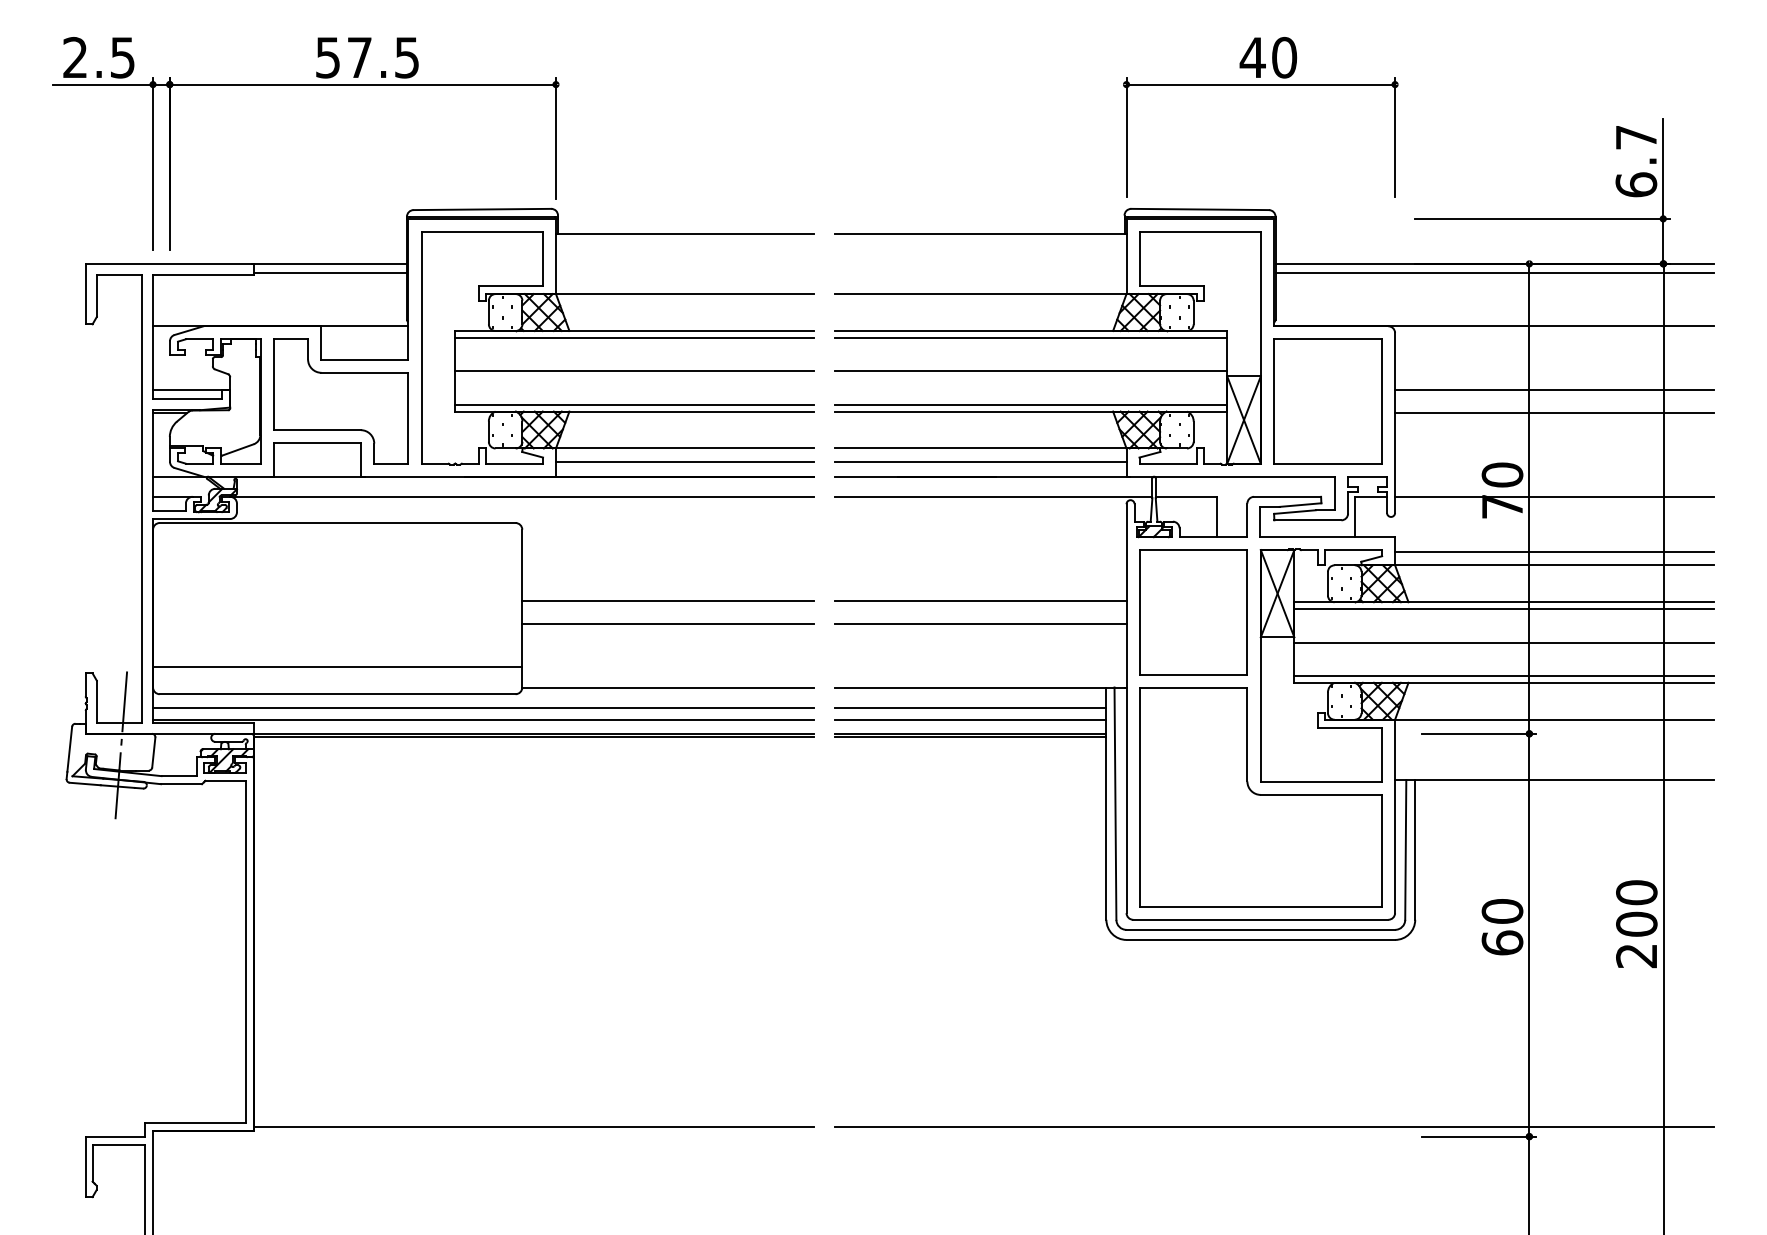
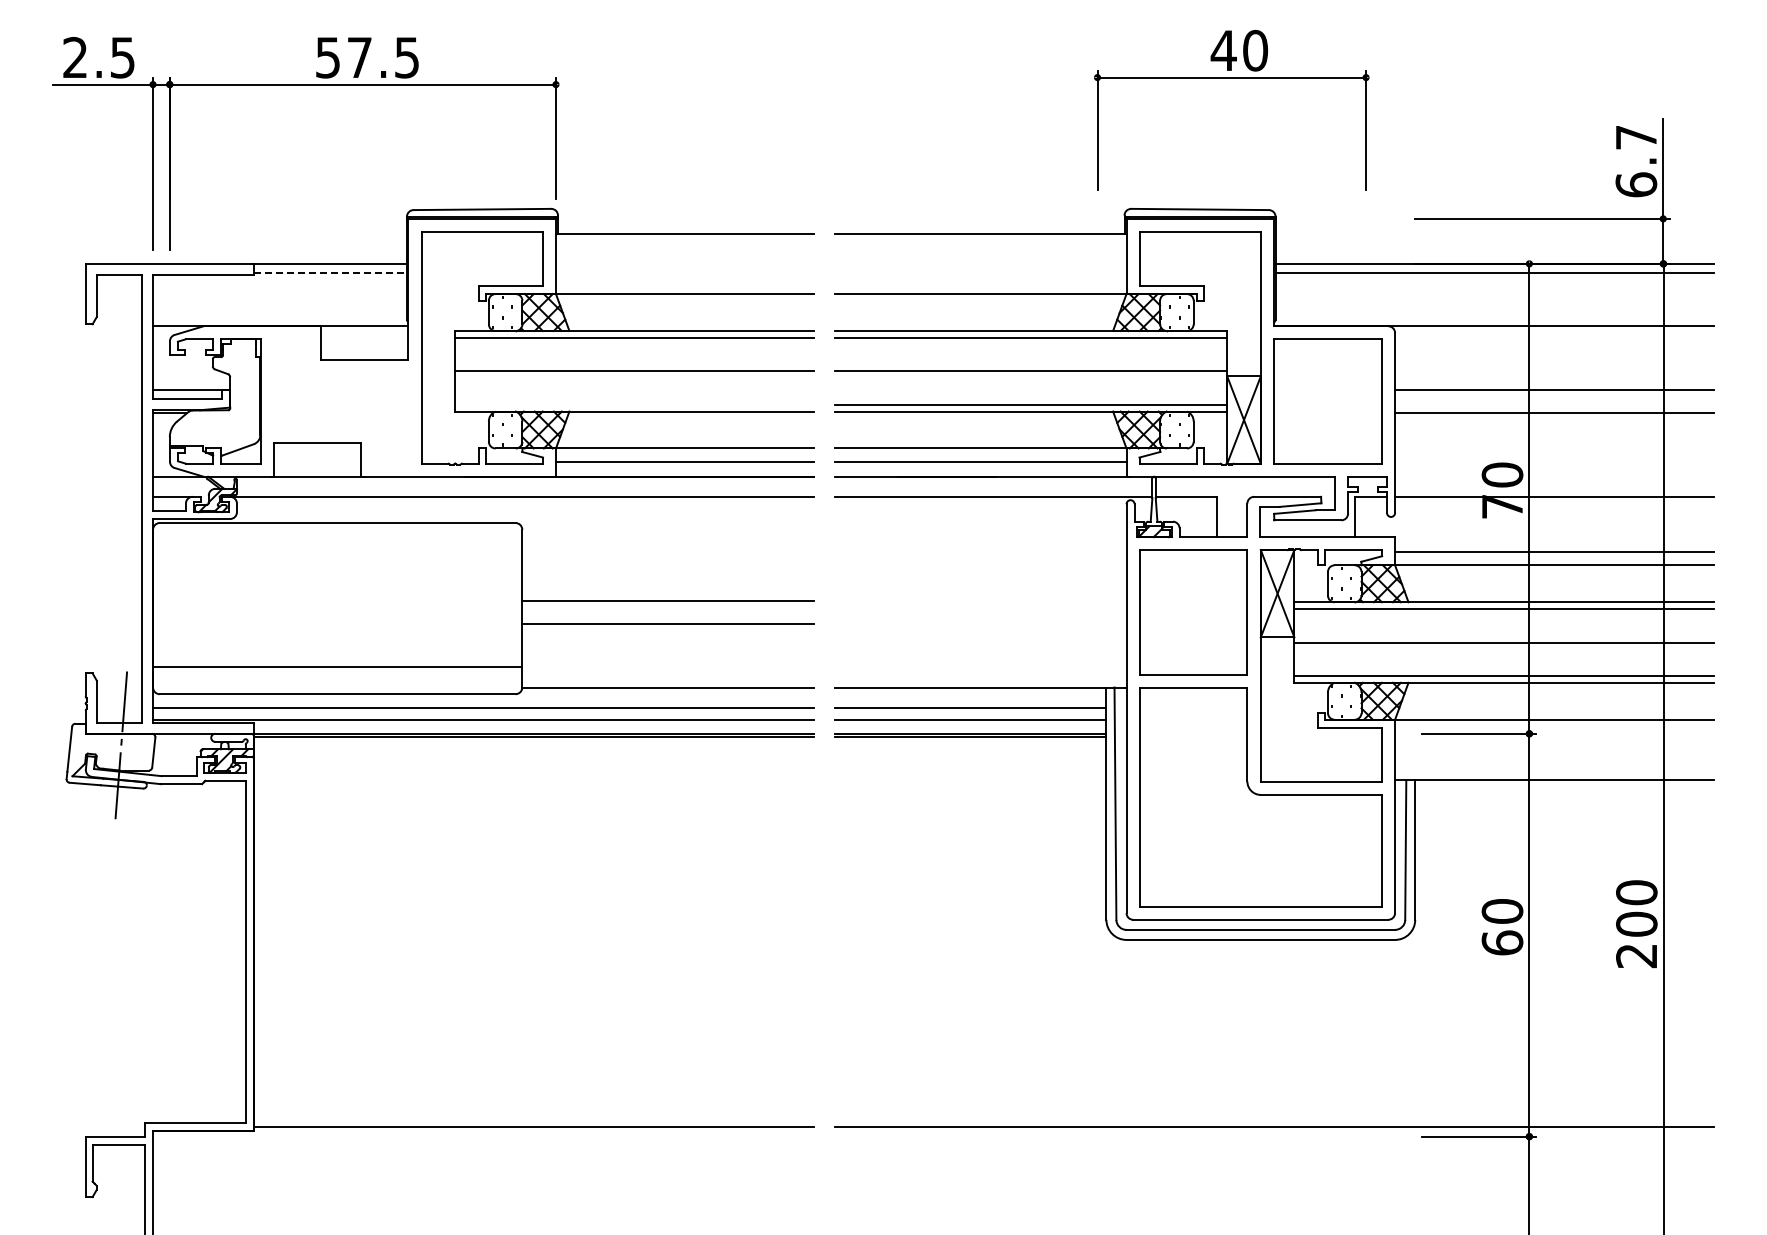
part position: (1260, 85) -> (1231, 78) (1231, 78)
line: solid -> dashed (330, 273)
part: present -> none (340, 401)
line: present -> none (634, 404)
line: present -> none (980, 600)
line: present -> none (980, 623)
